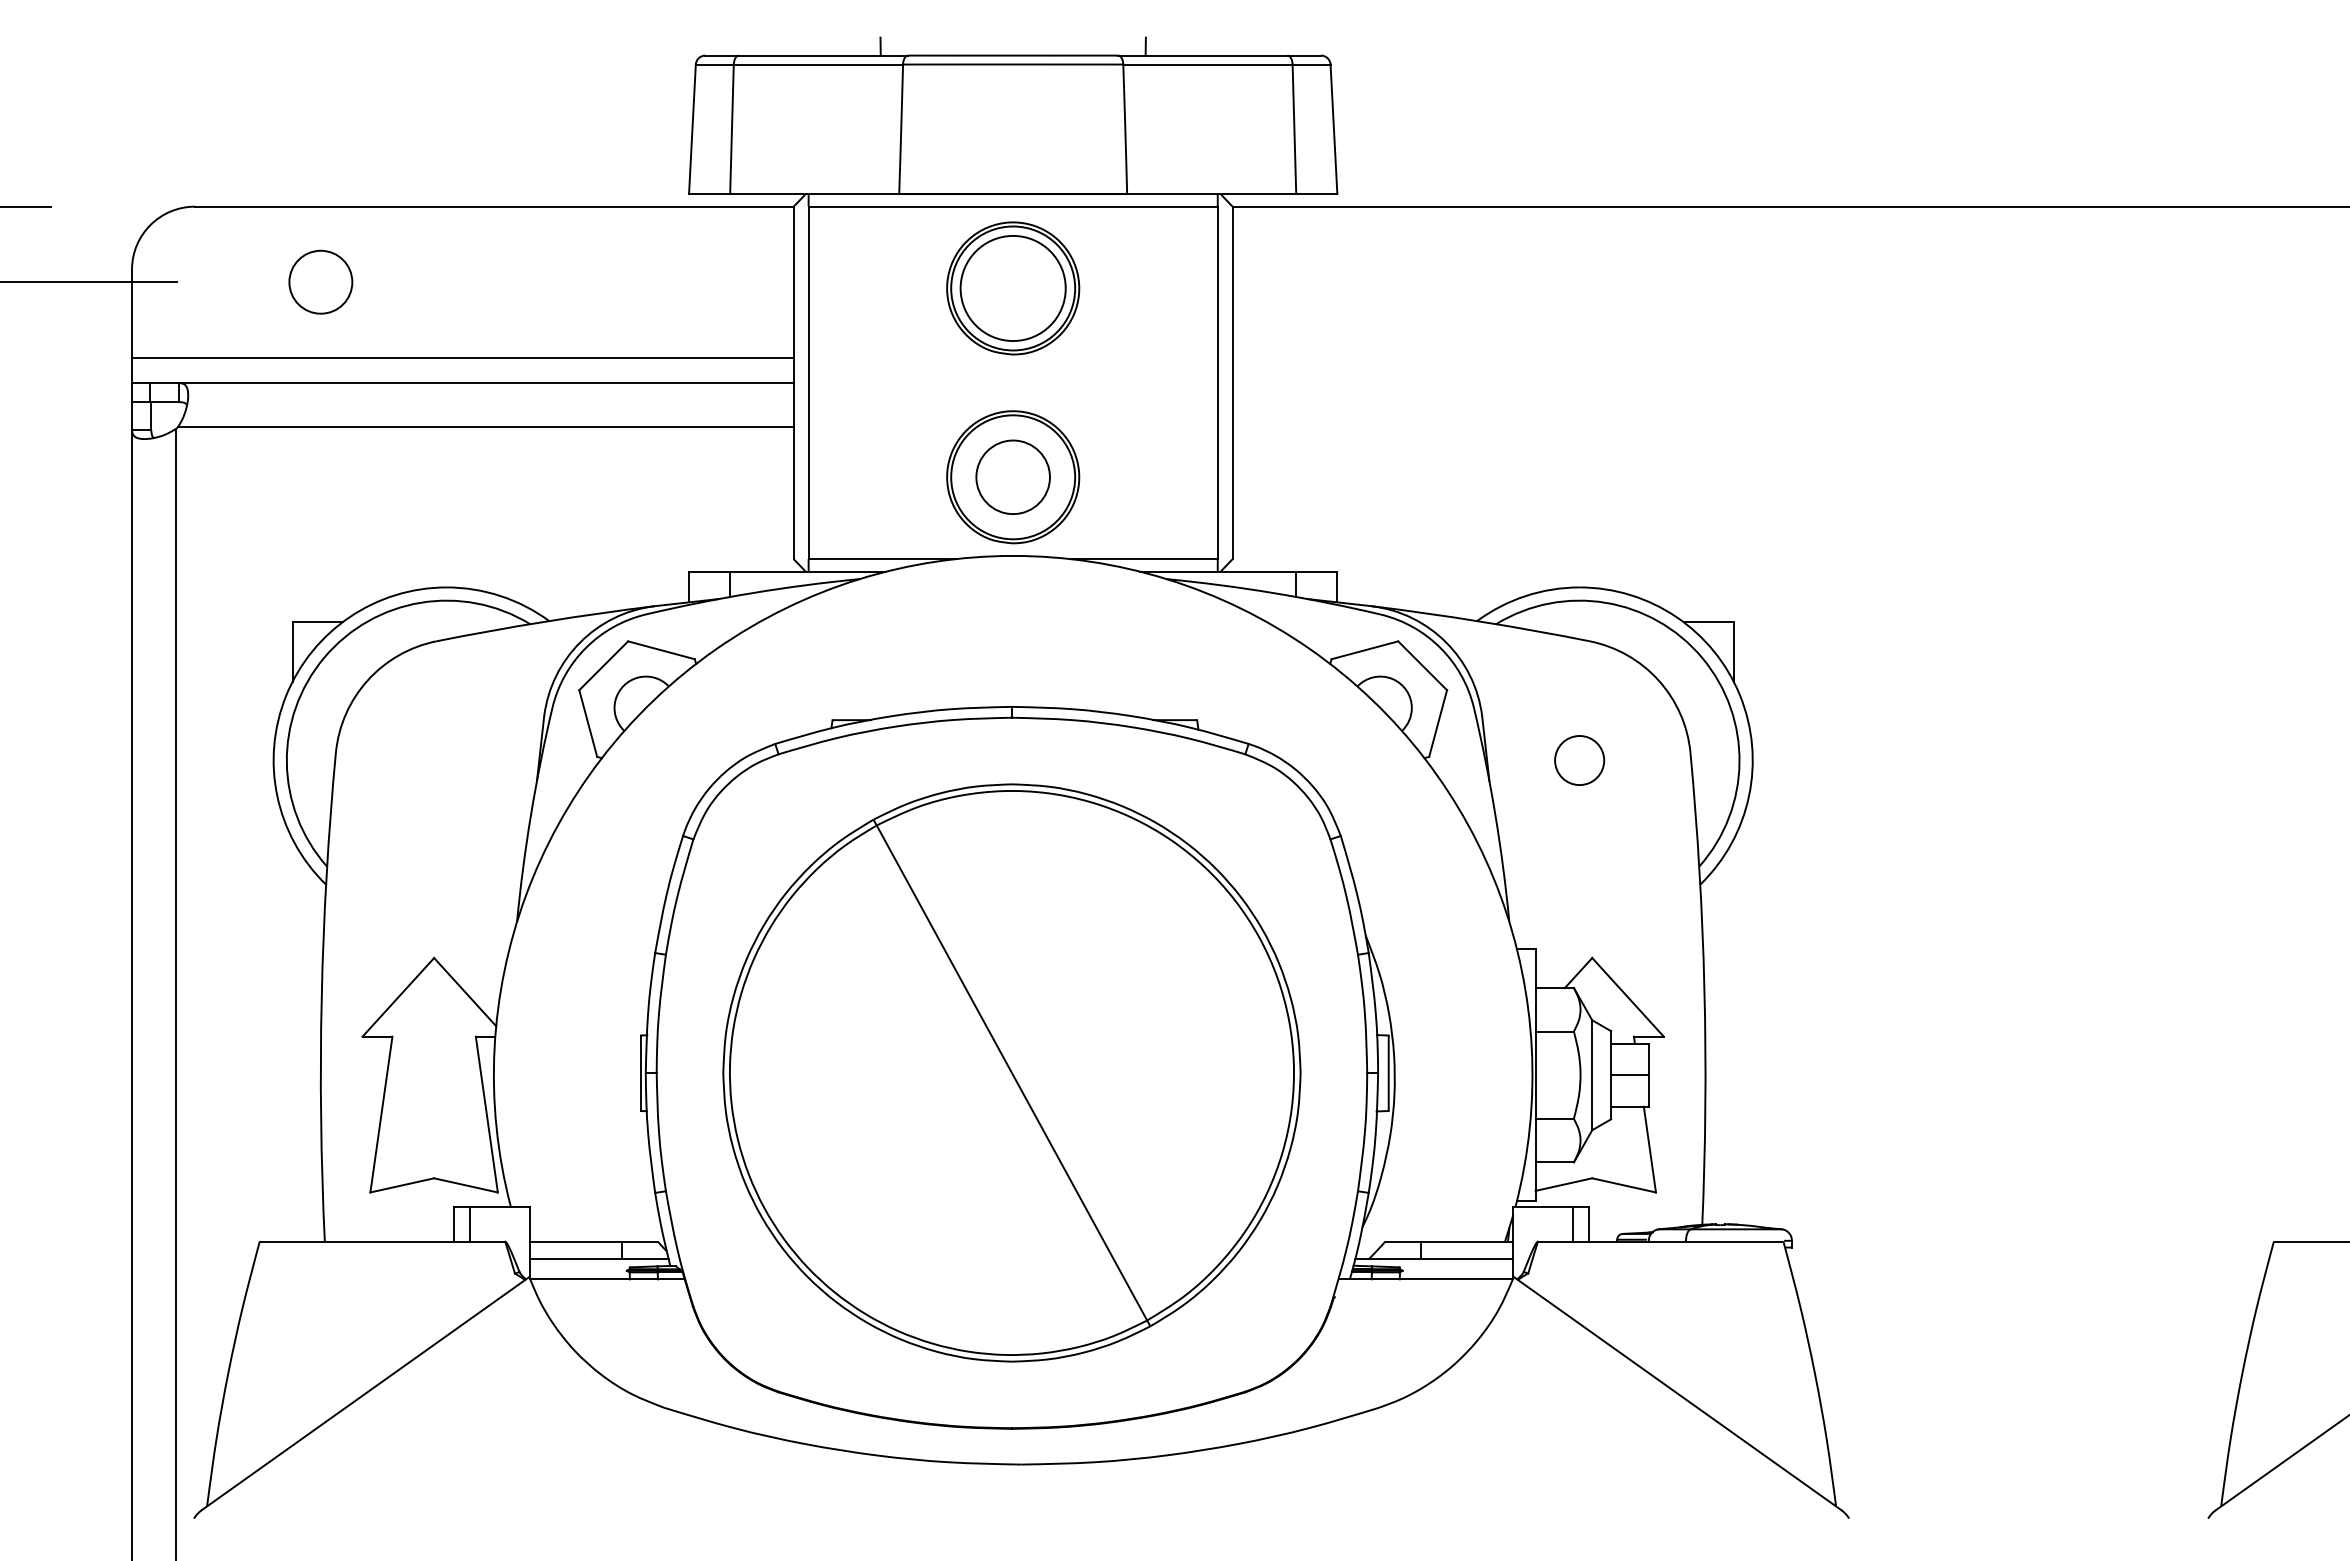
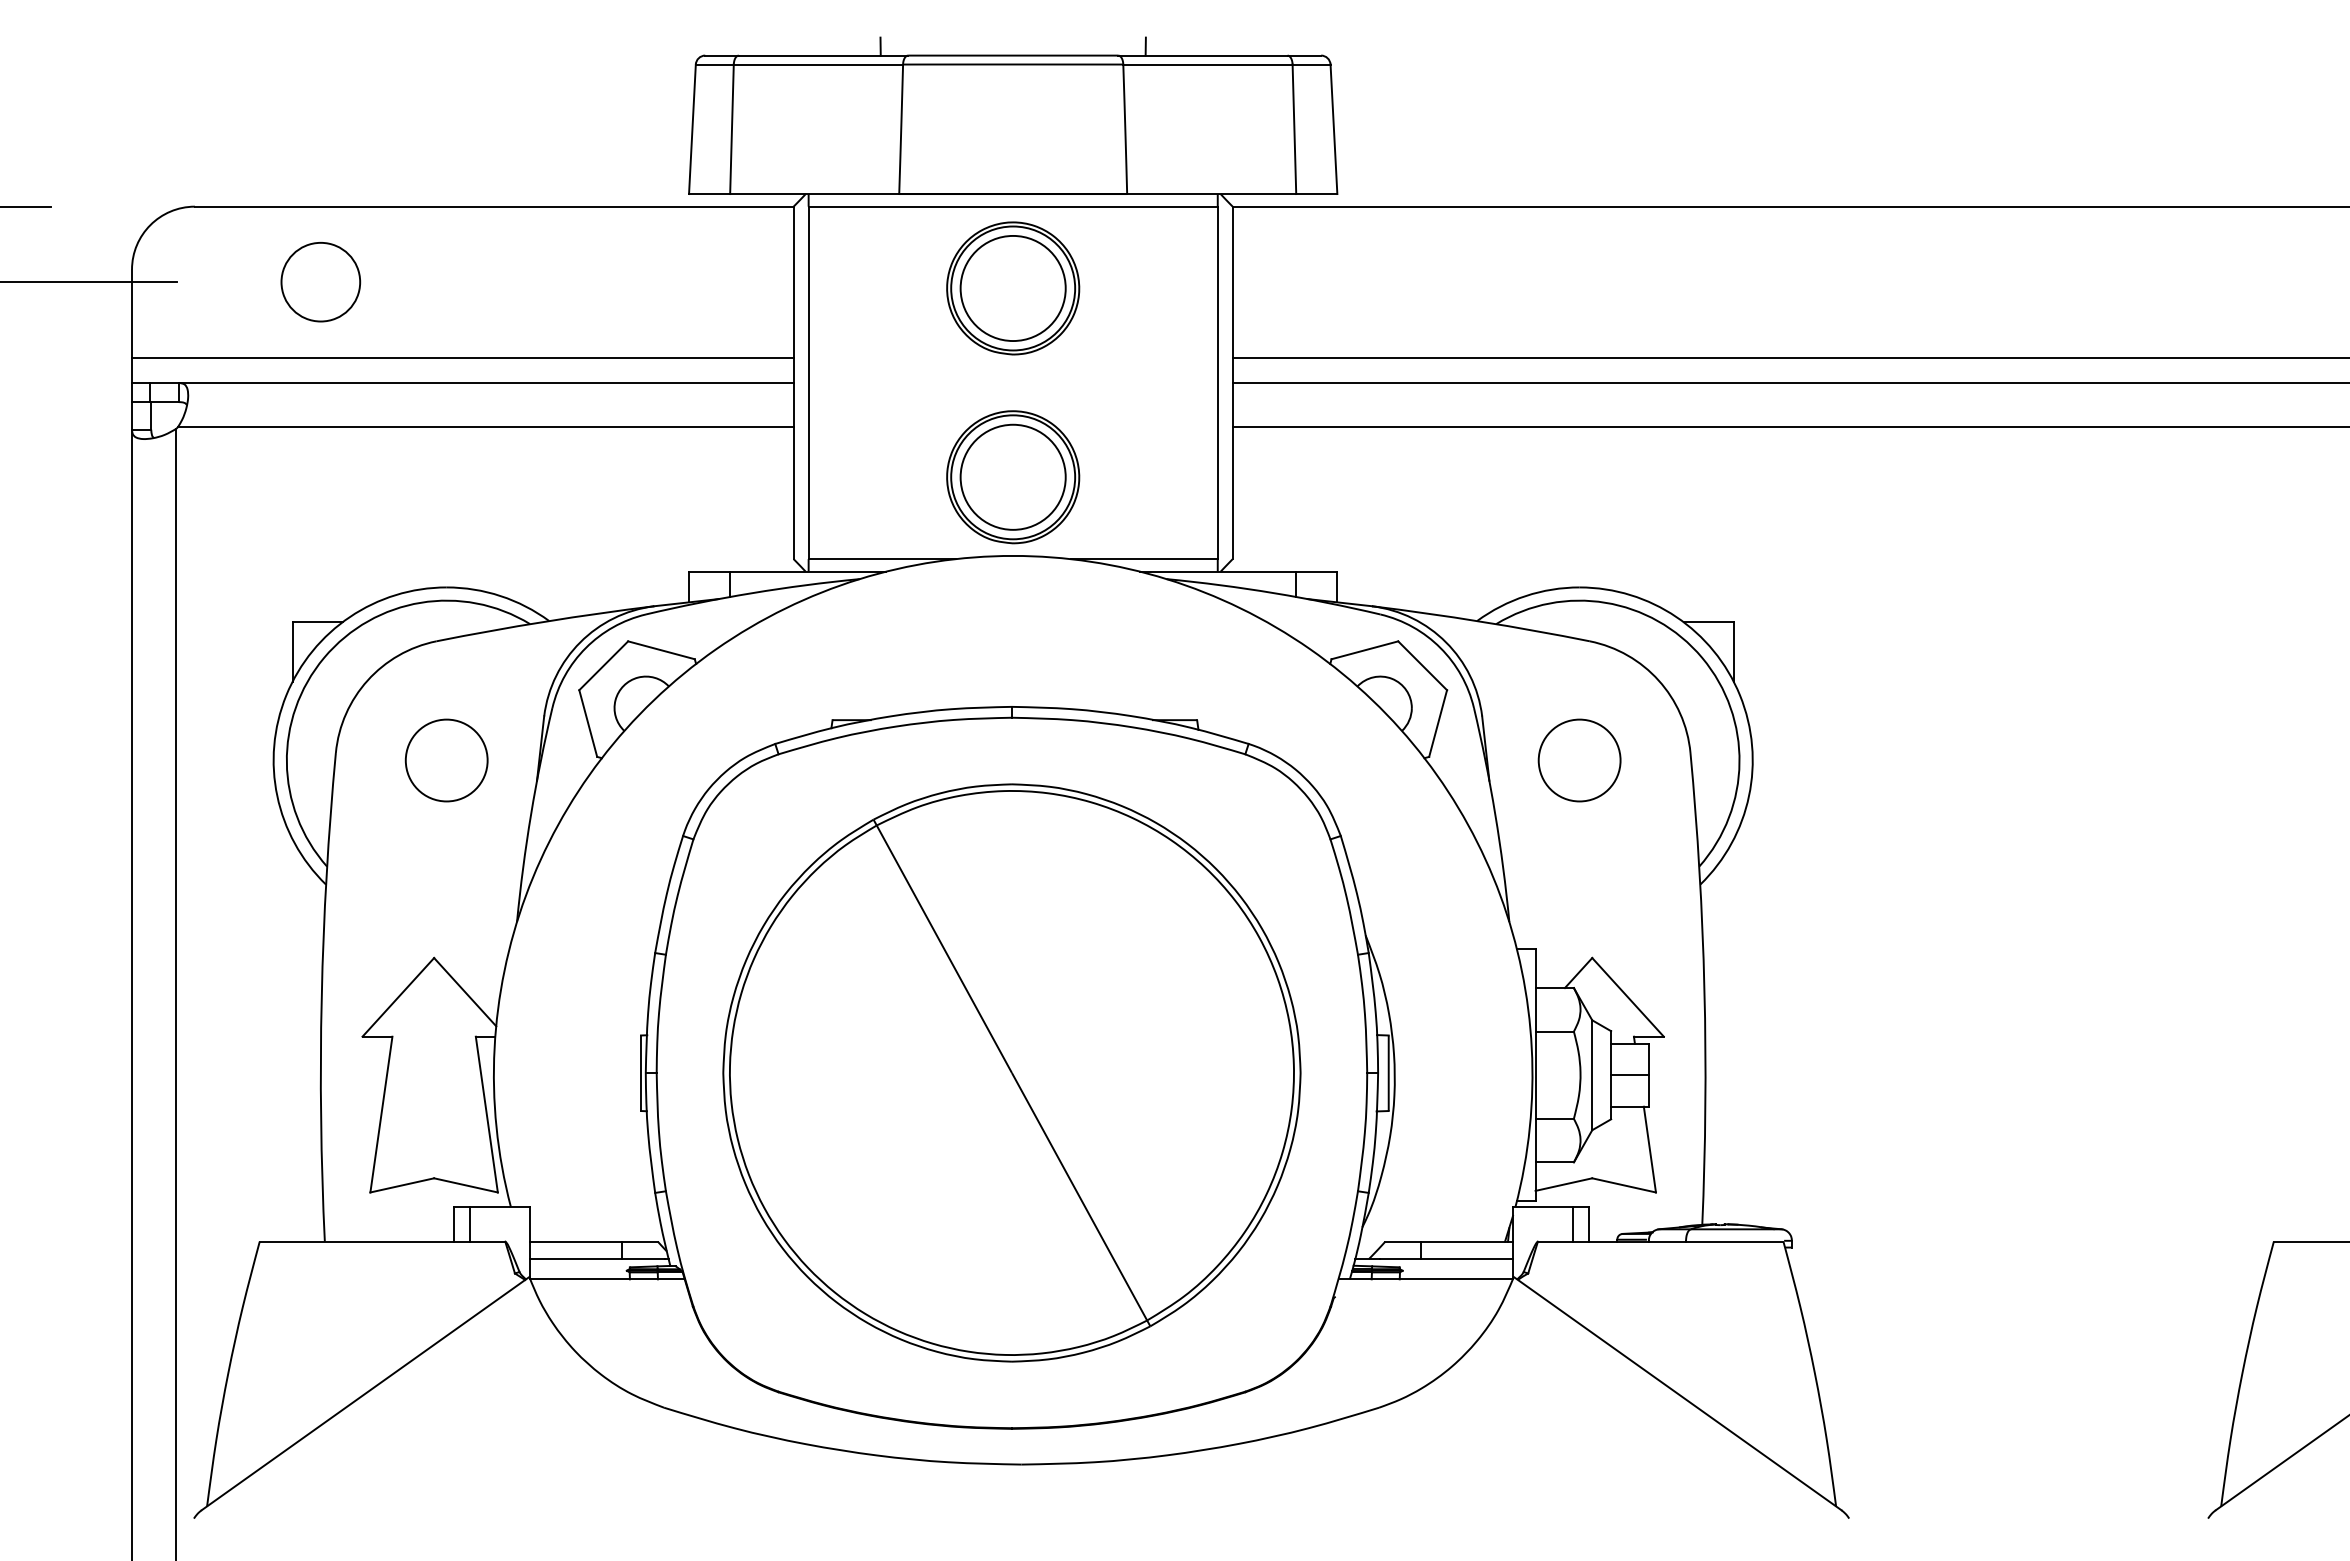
circle size: 66x66 px -> 82x81 px (320, 282)
line: none -> present (1789, 357)
line: none -> present (1789, 382)
line: none -> present (1789, 427)
circle diameter: 74 px -> 105 px (1012, 476)
circle: none -> present (446, 760)
circle diameter: 49 px -> 82 px (1579, 760)
